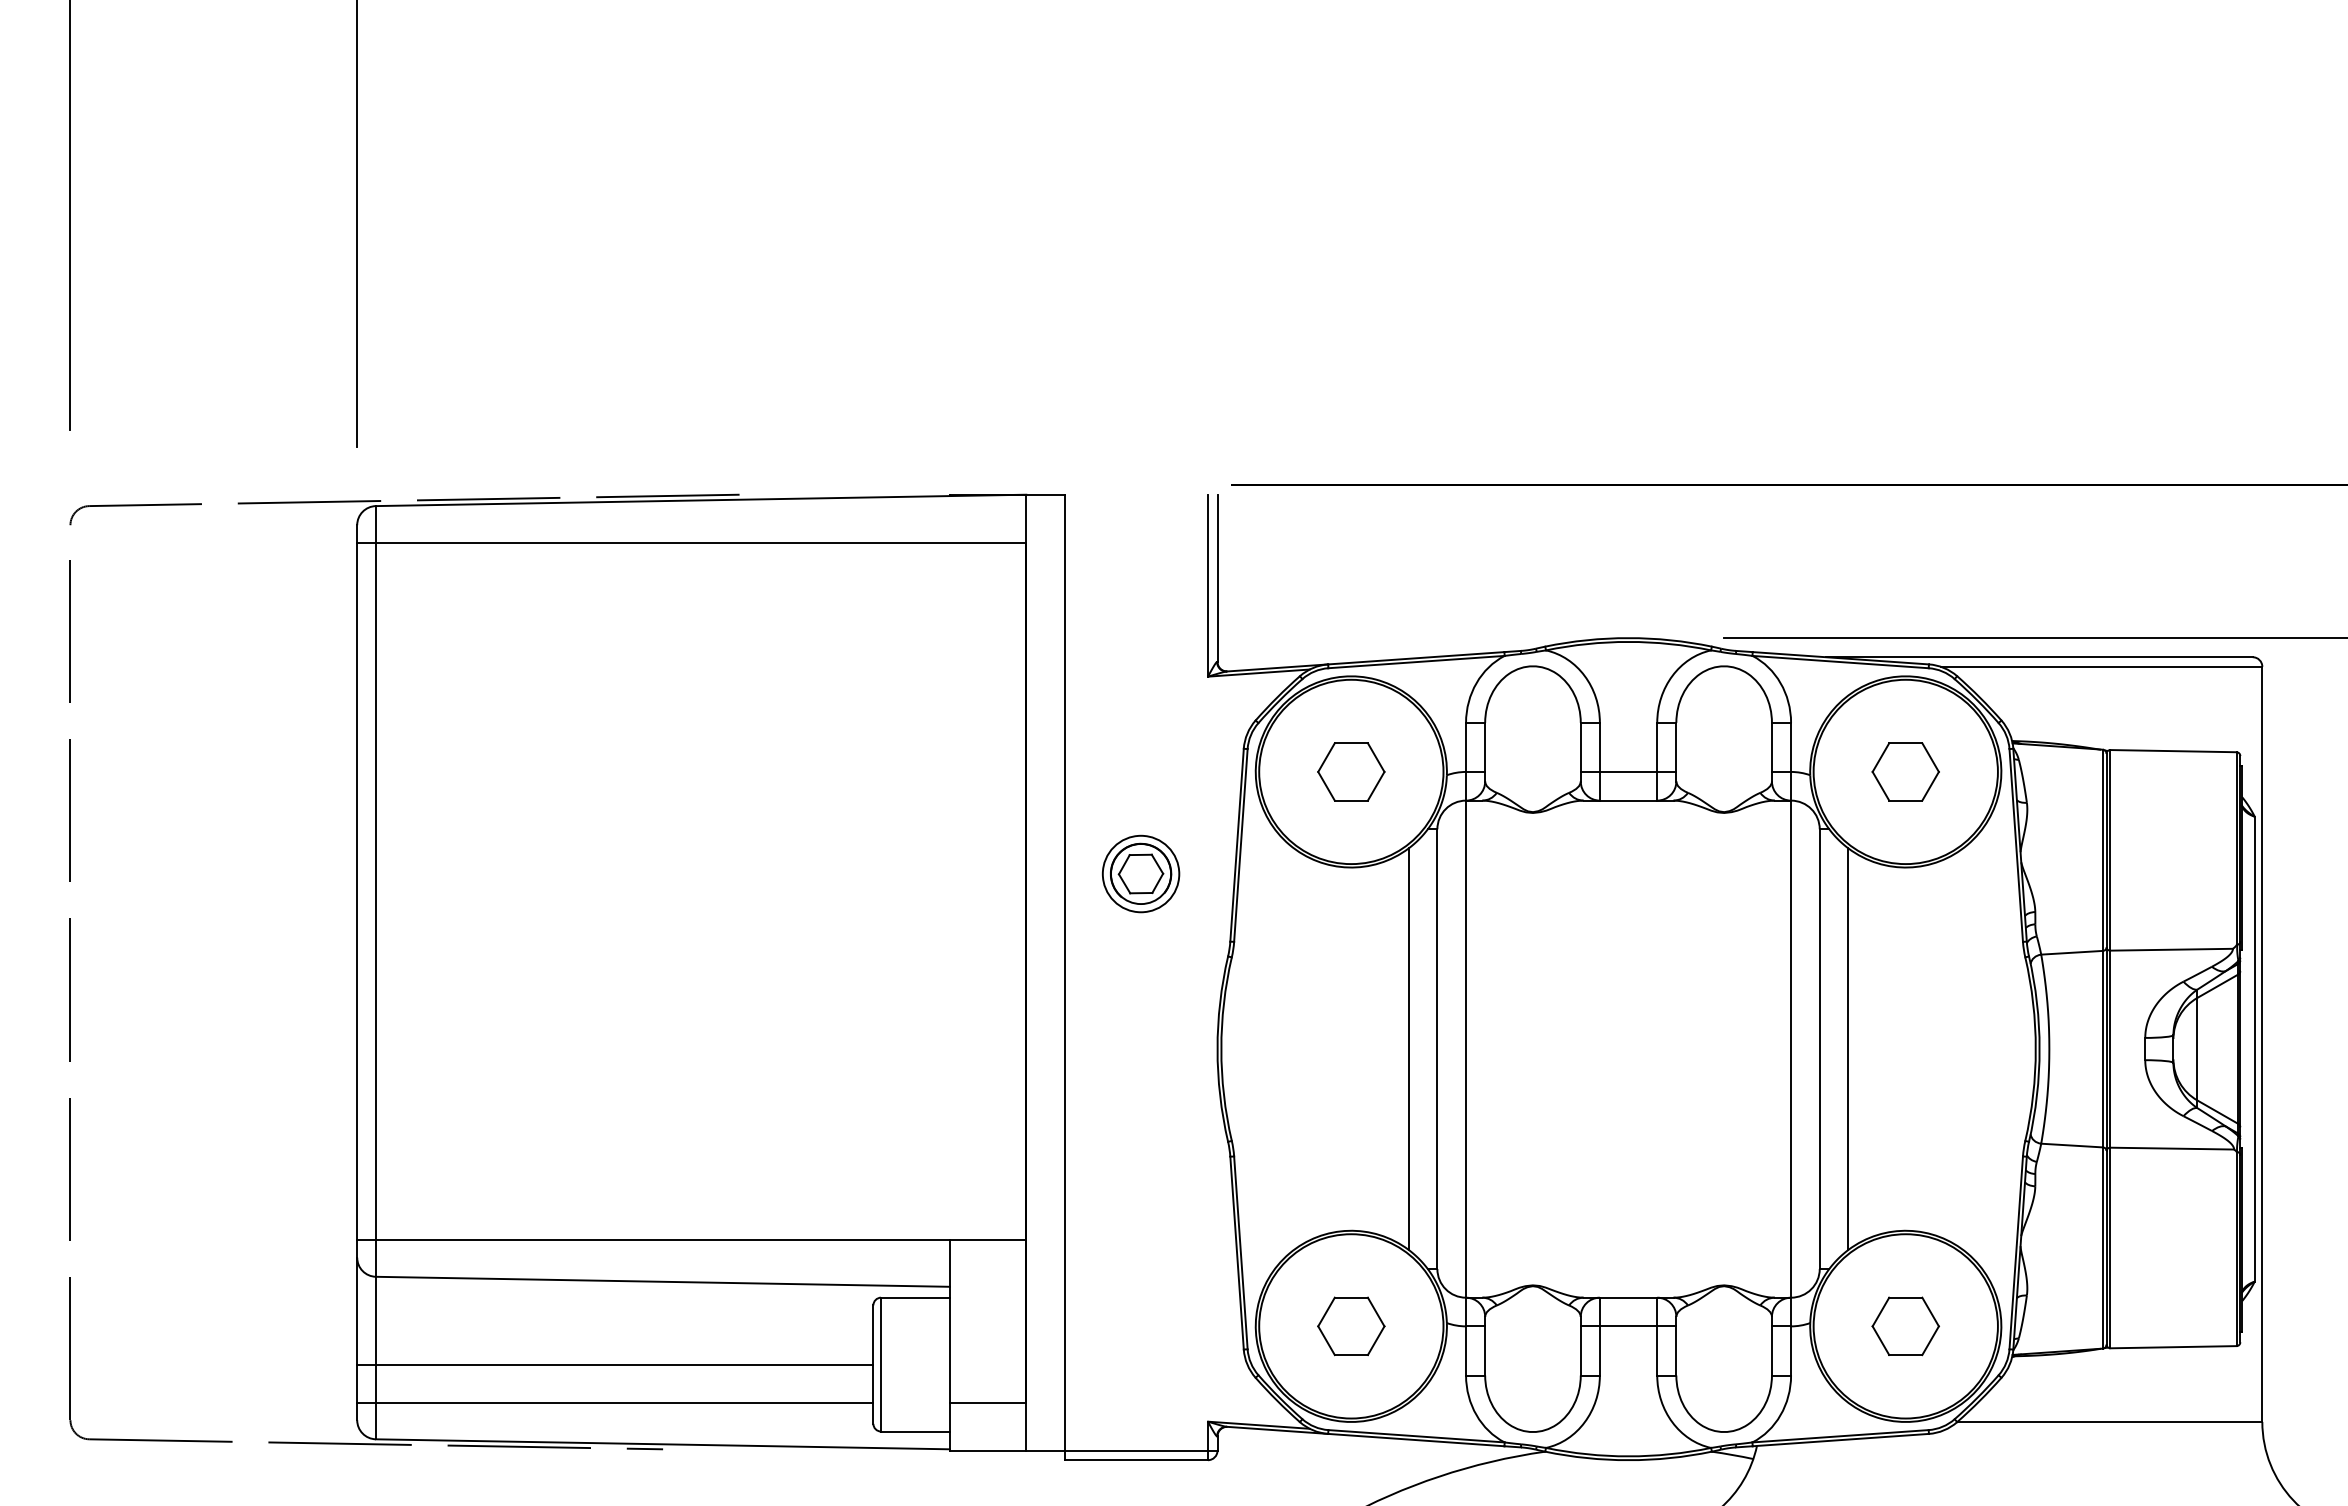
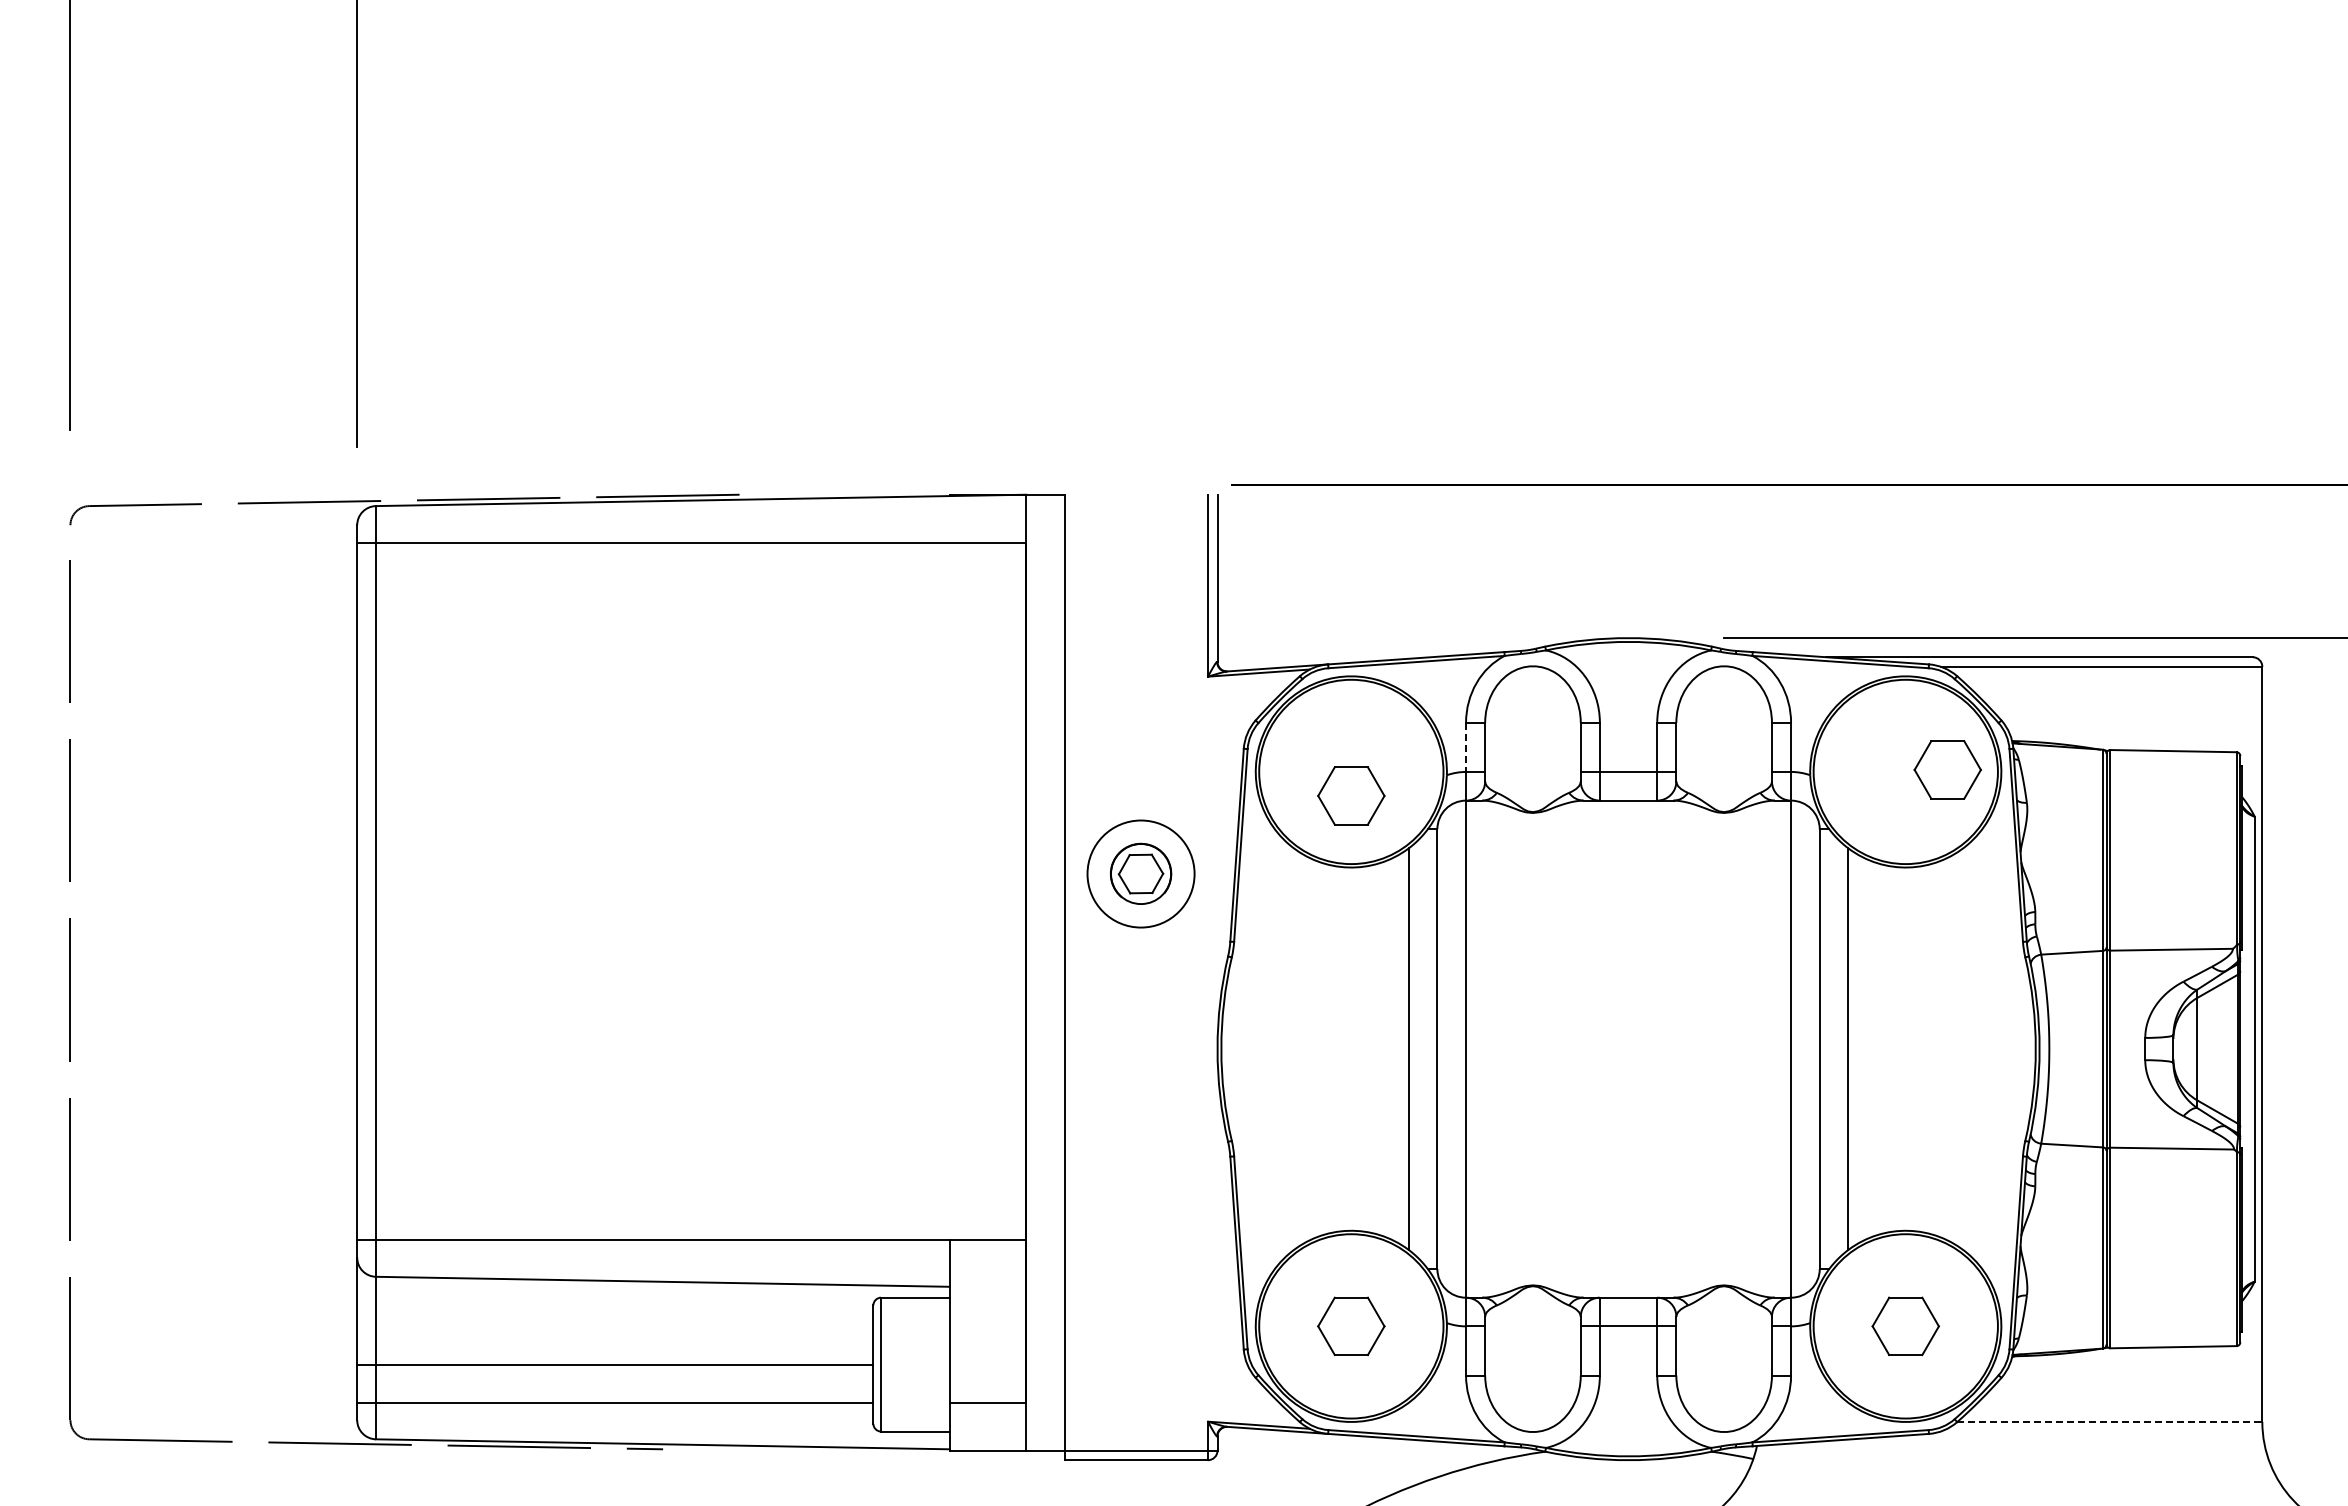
line: solid -> dashed (1466, 747)
part position: (1351, 771) -> (1351, 795) (1351, 795)
part position: (1905, 771) -> (1947, 769) (1947, 769)
circle diameter: 76 px -> 107 px (1140, 873)
line: solid -> dashed (2110, 1421)
